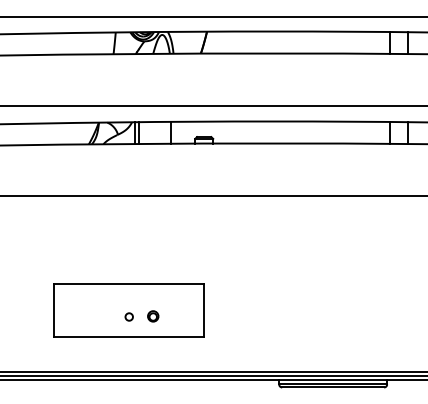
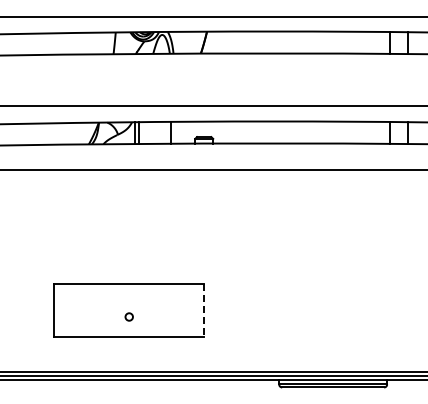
line position: (213, 196) -> (213, 170) (213, 170)
line: solid -> dashed (204, 310)
part: present -> none (153, 316)
